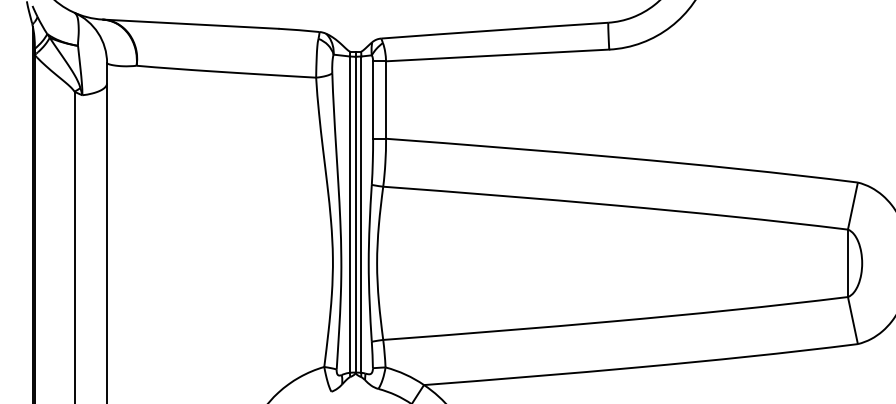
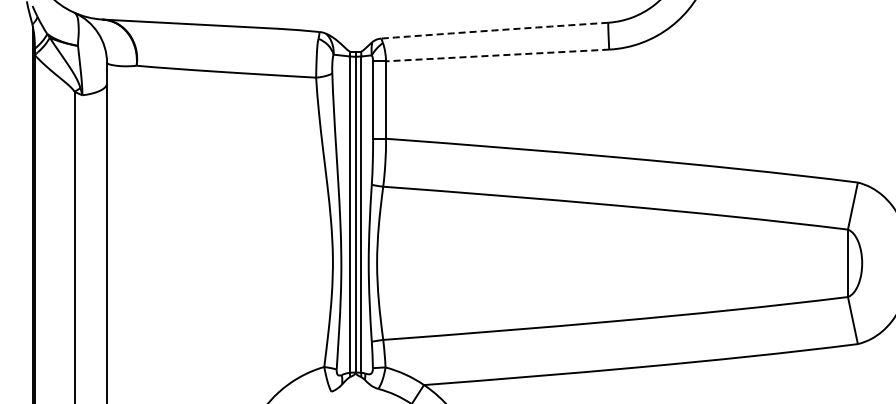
arc: solid -> dashed (494, 30)
line: solid -> dashed (497, 55)
